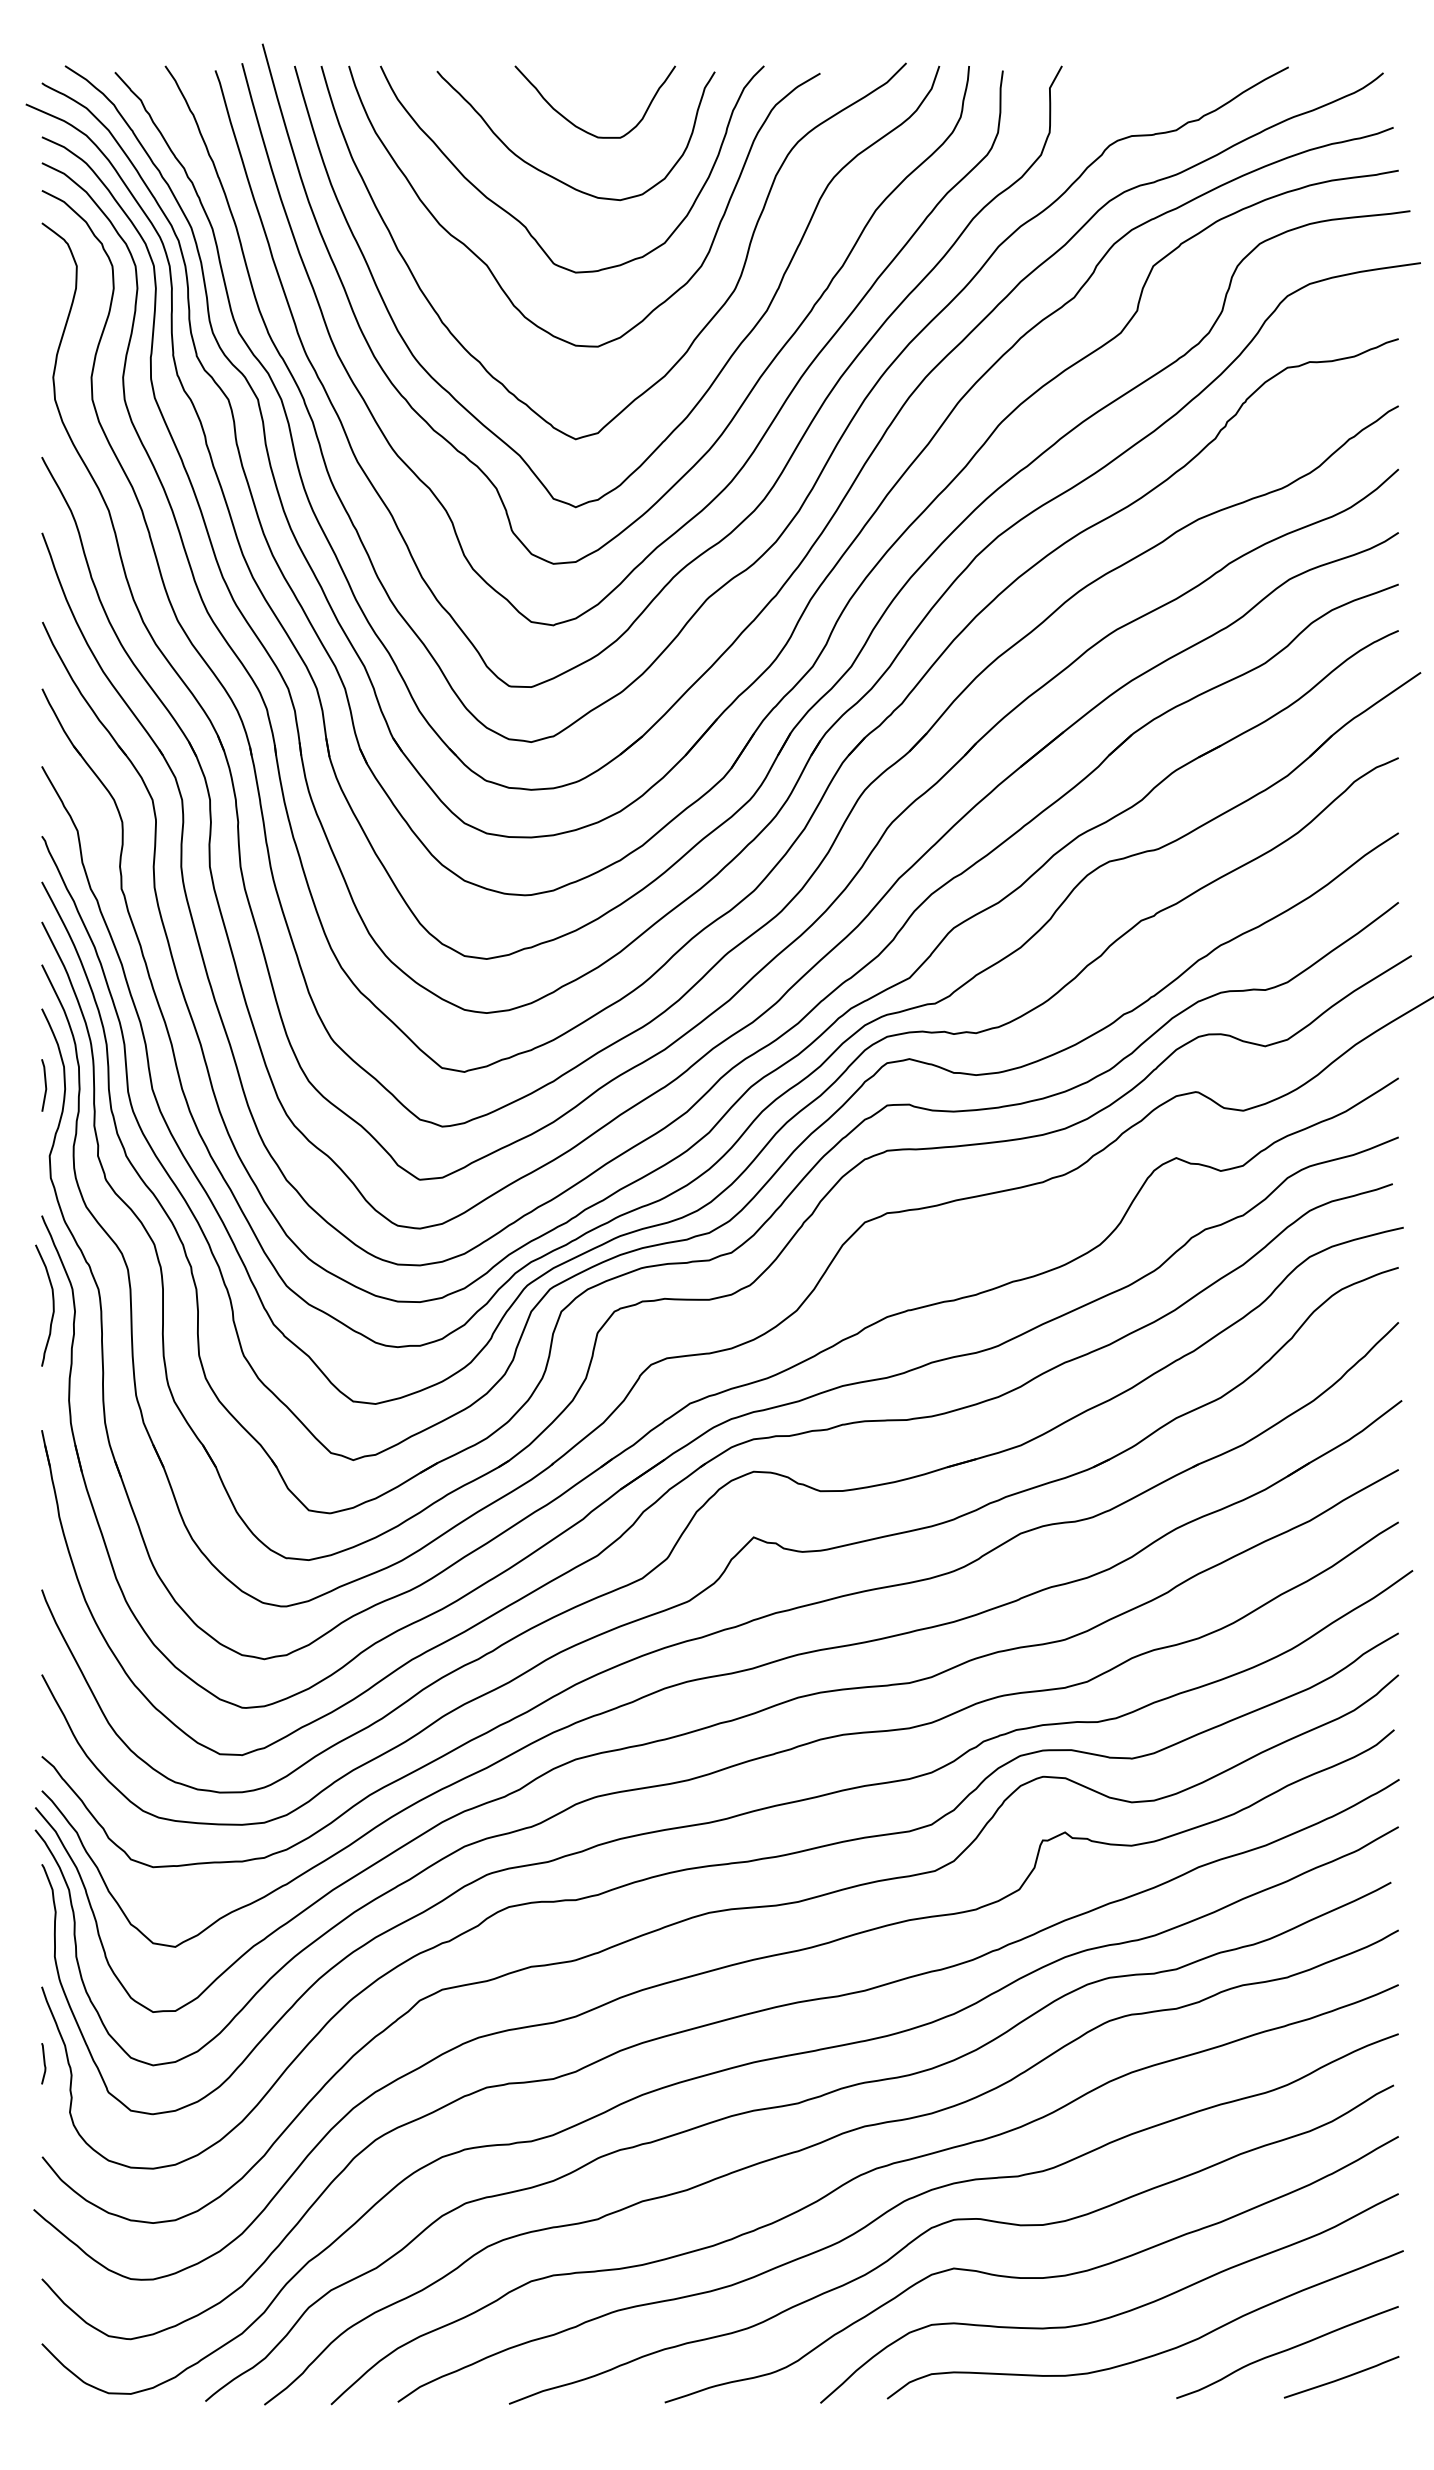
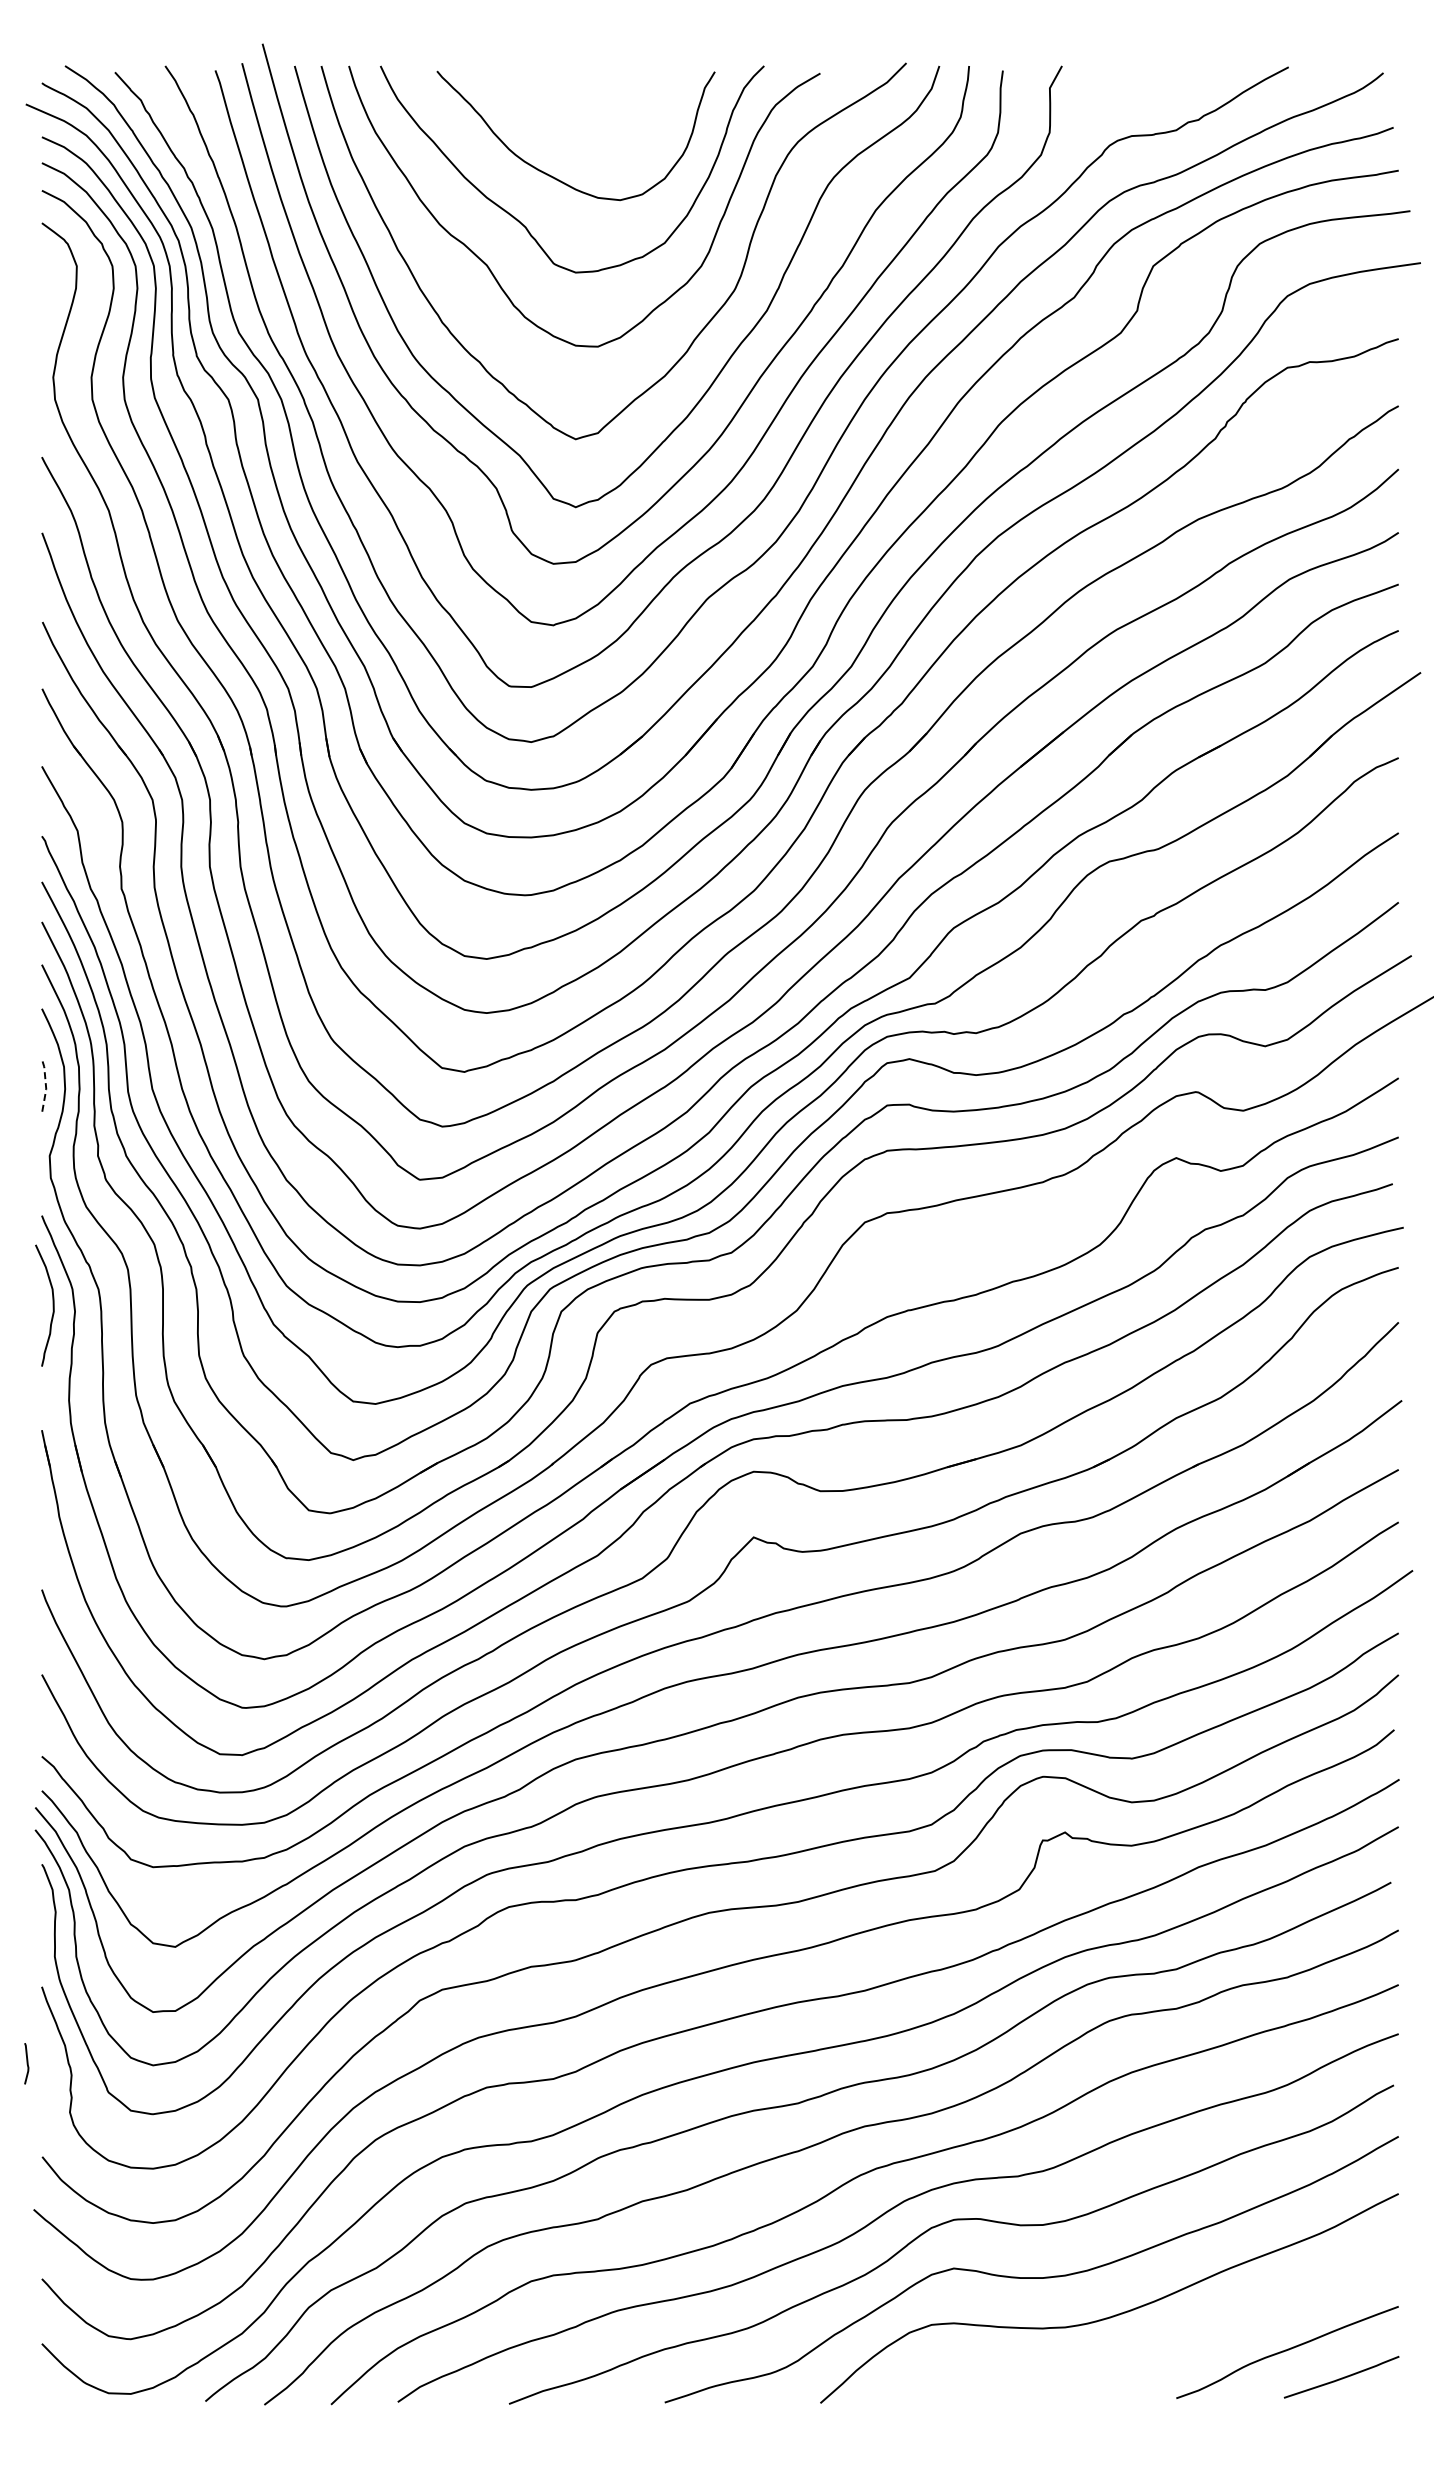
curve: present -> none (580, 127)
line: solid -> dashed (45, 1084)
curve position: (43, 2063) -> (26, 2063) (26, 2063)
curve: present -> none (1153, 2354)
